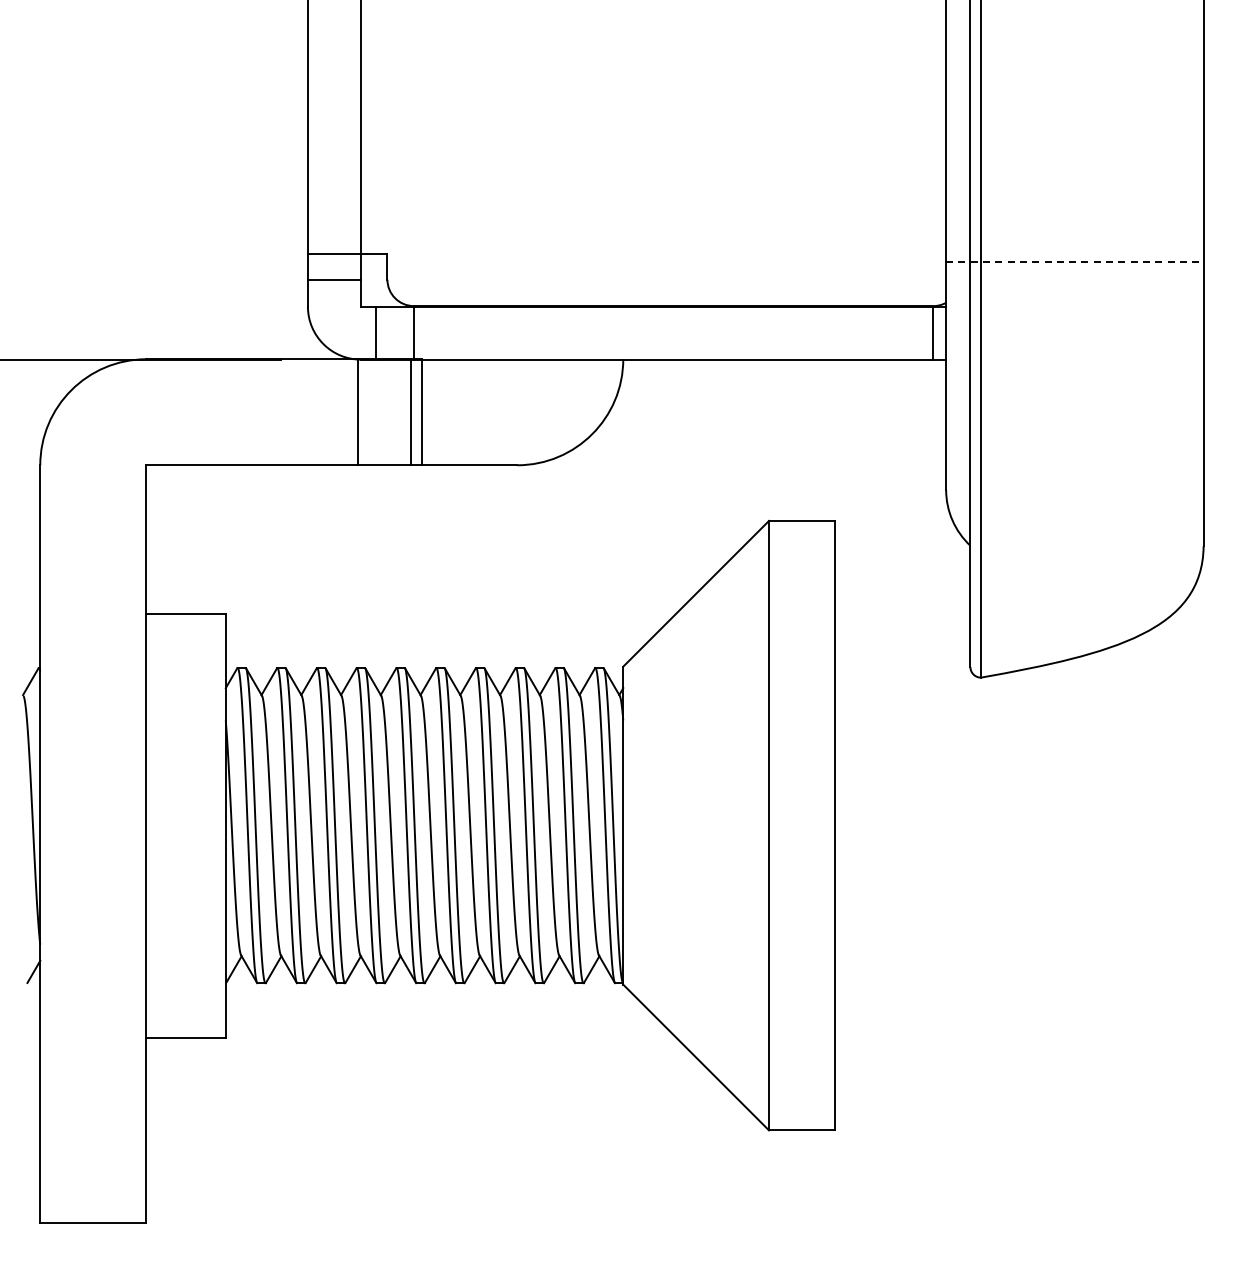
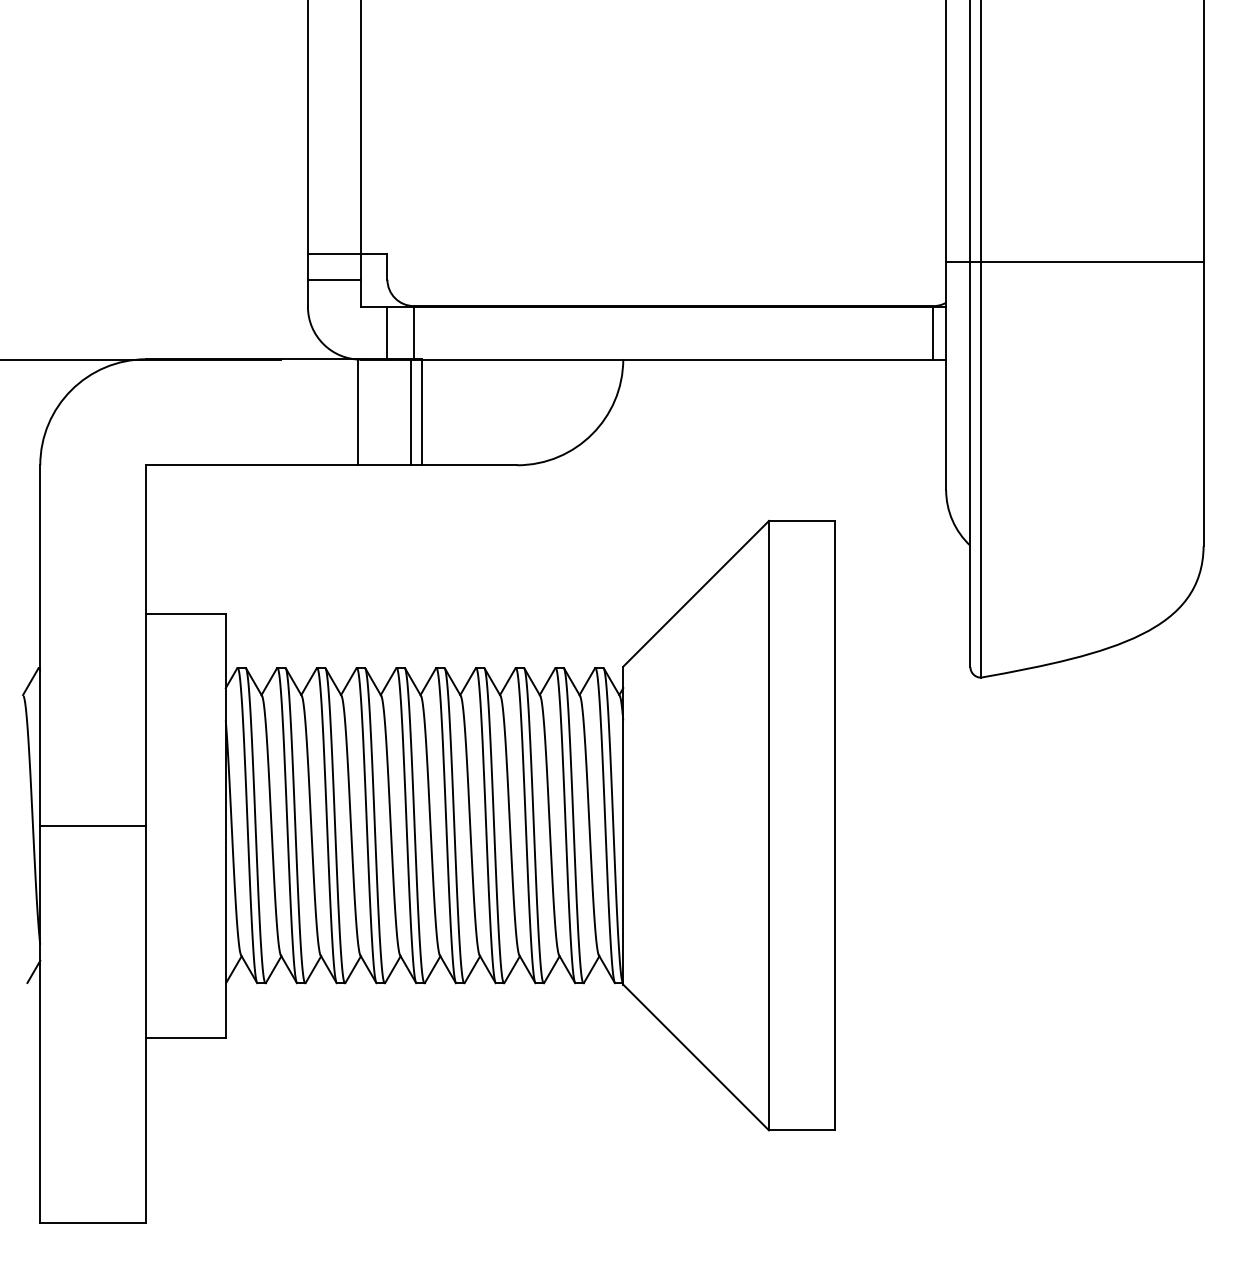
line: dashed -> solid (1074, 261)
line position: (376, 332) -> (387, 332) (387, 332)
line: none -> present (93, 825)
